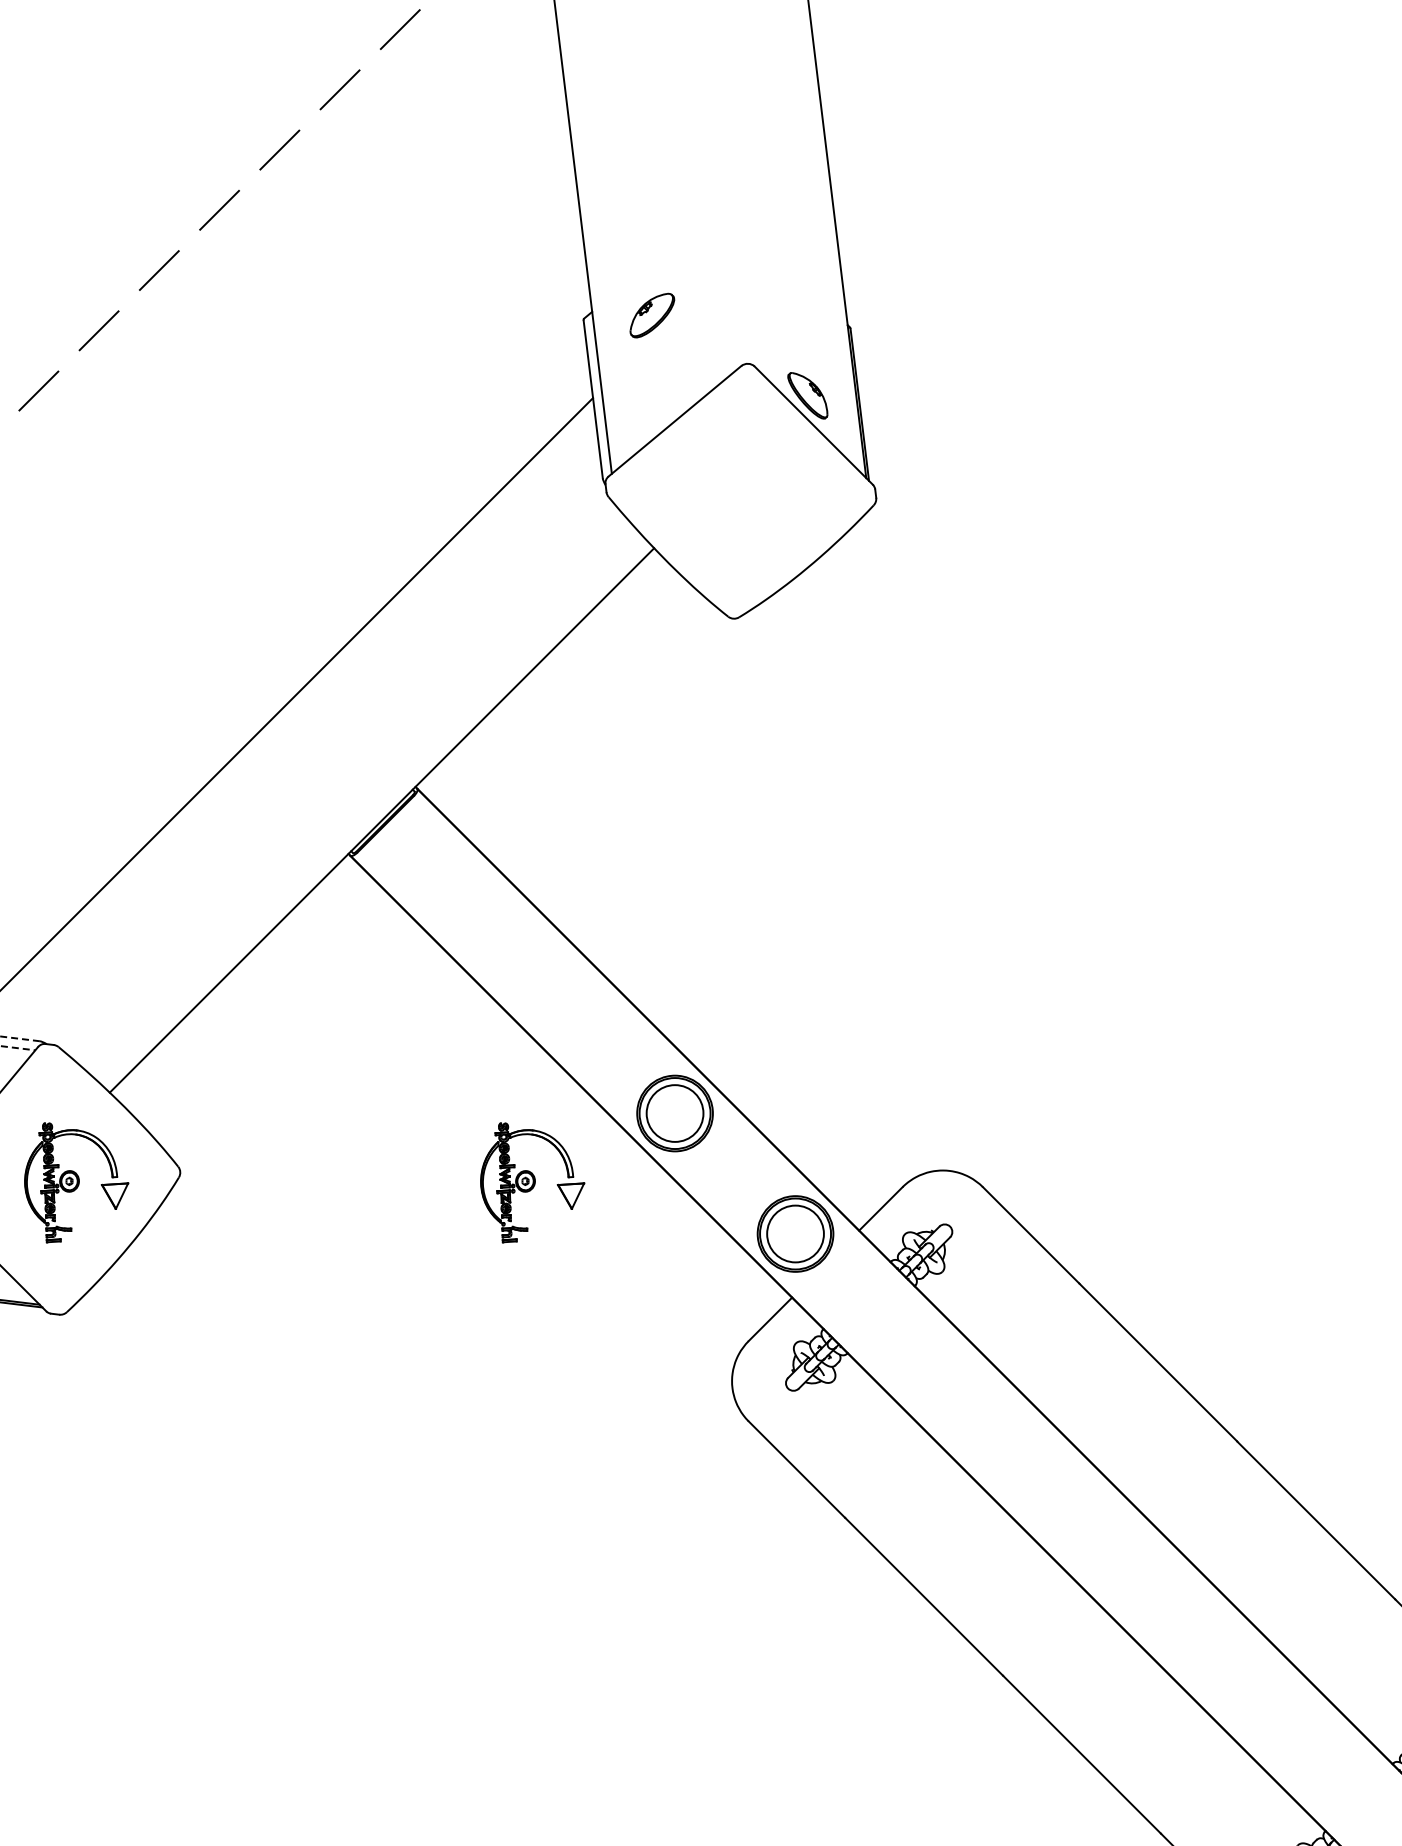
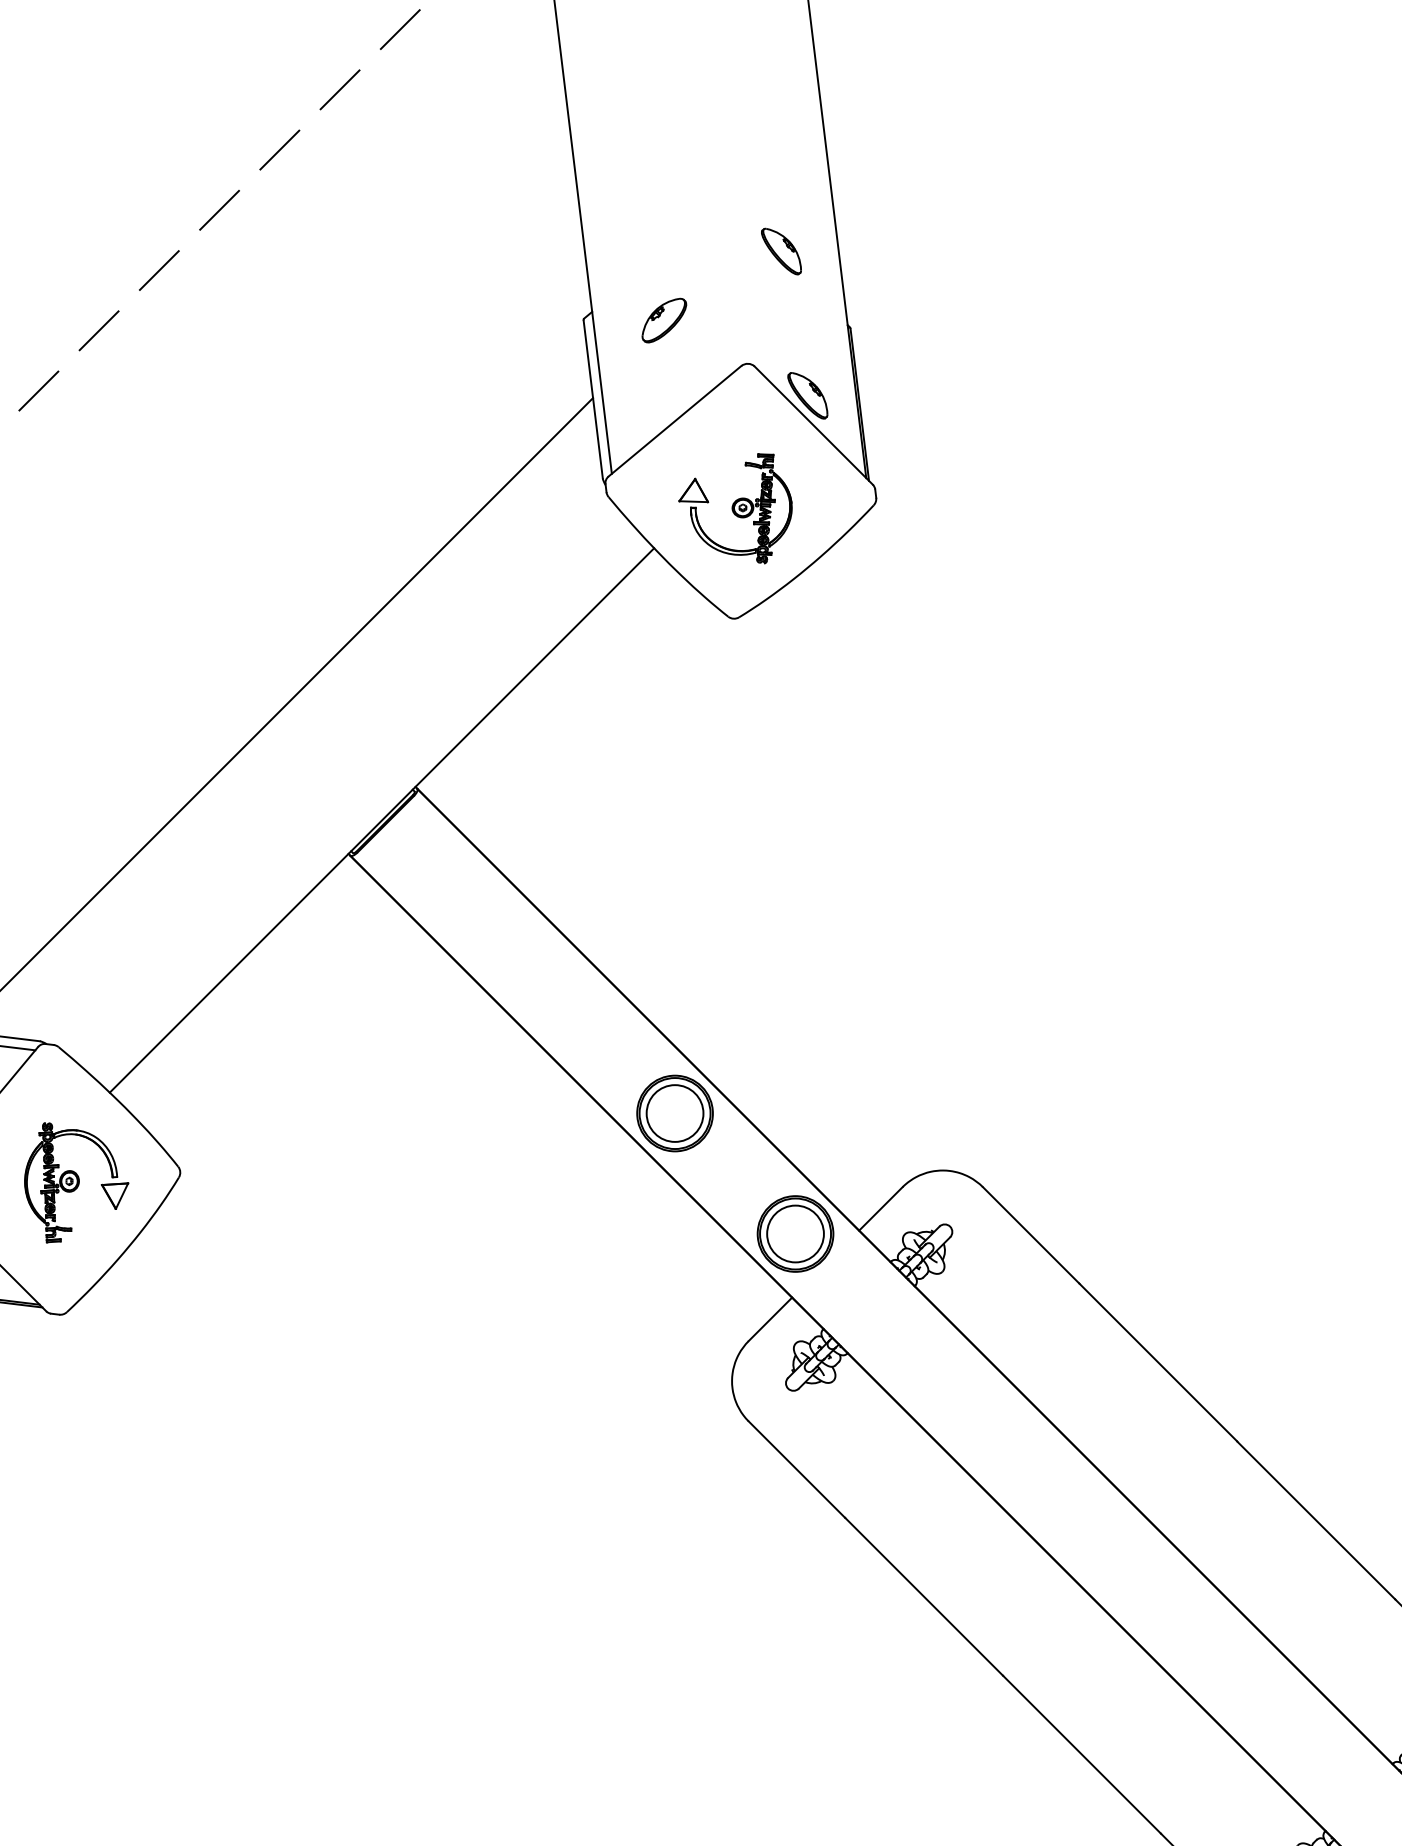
part: none -> present (781, 251)
part position: (652, 315) -> (664, 320) (664, 320)
part: none -> present (735, 508)
line: dashed -> solid (20, 1038)
line: dashed -> solid (18, 1048)
part: present -> none (532, 1182)
